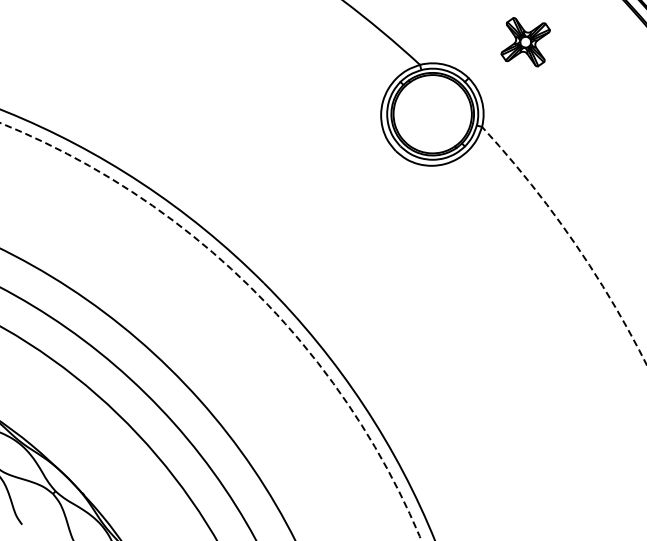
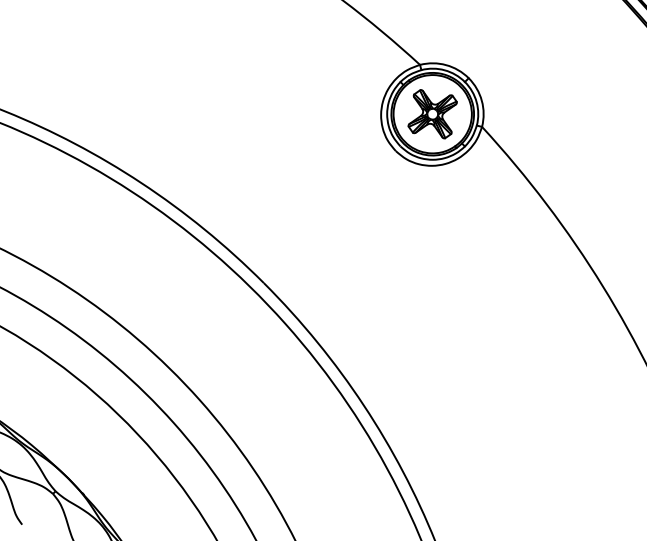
part position: (525, 42) -> (432, 114) (432, 114)
arc: dashed -> solid (572, 239)
arc: dashed -> solid (254, 290)
